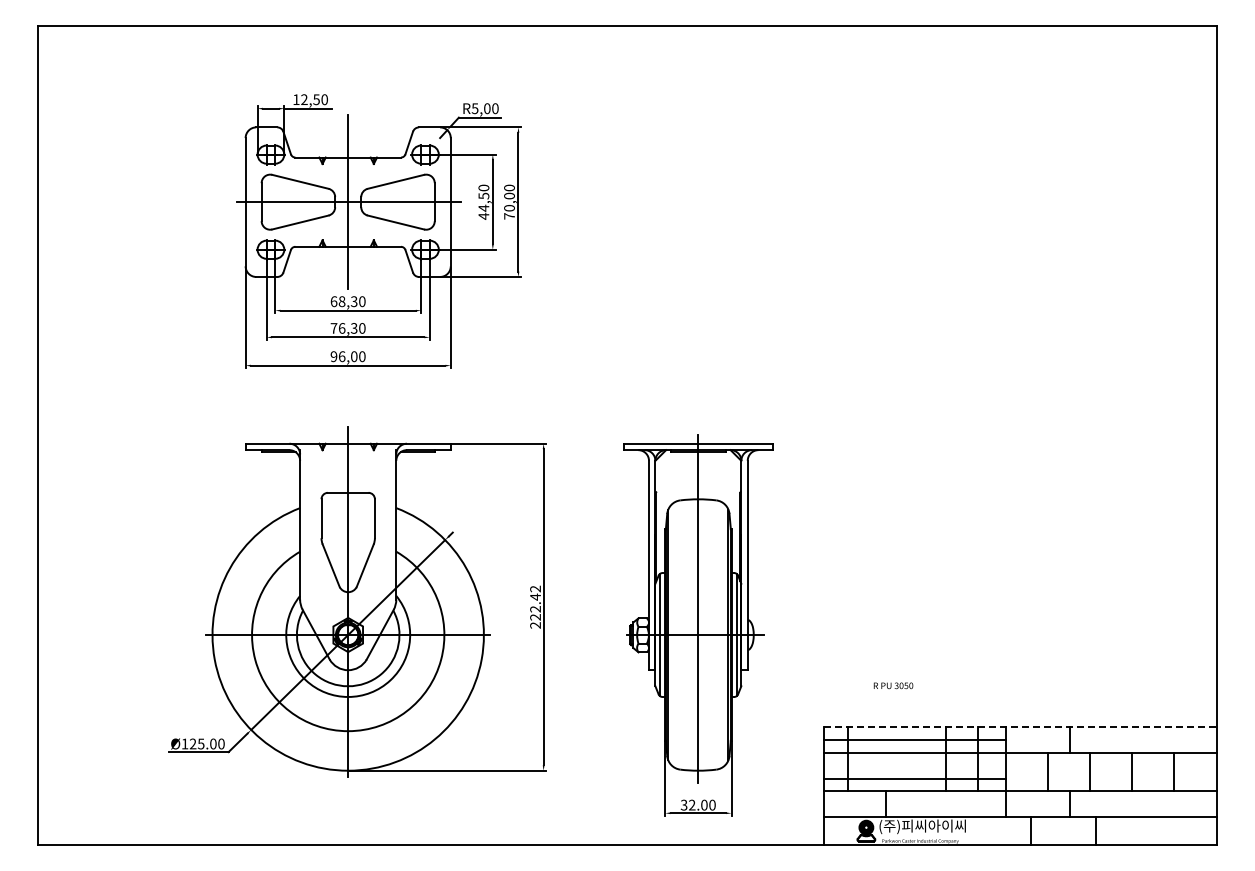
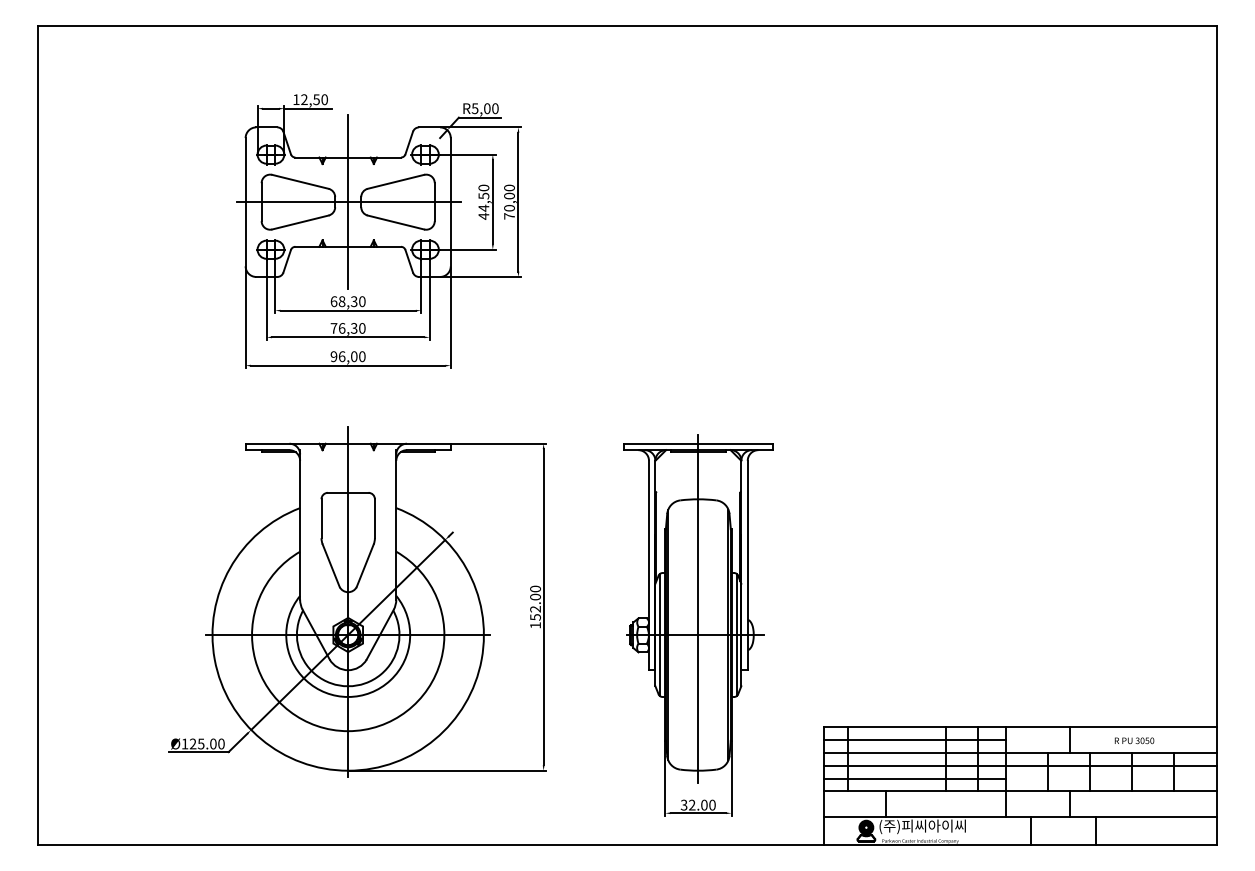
text: 222.42 -> 152.00 (535, 606)
text position: (893, 685) -> (1134, 740) (1134, 740)
line: dashed -> solid (1020, 727)
line: none -> present (1020, 765)
